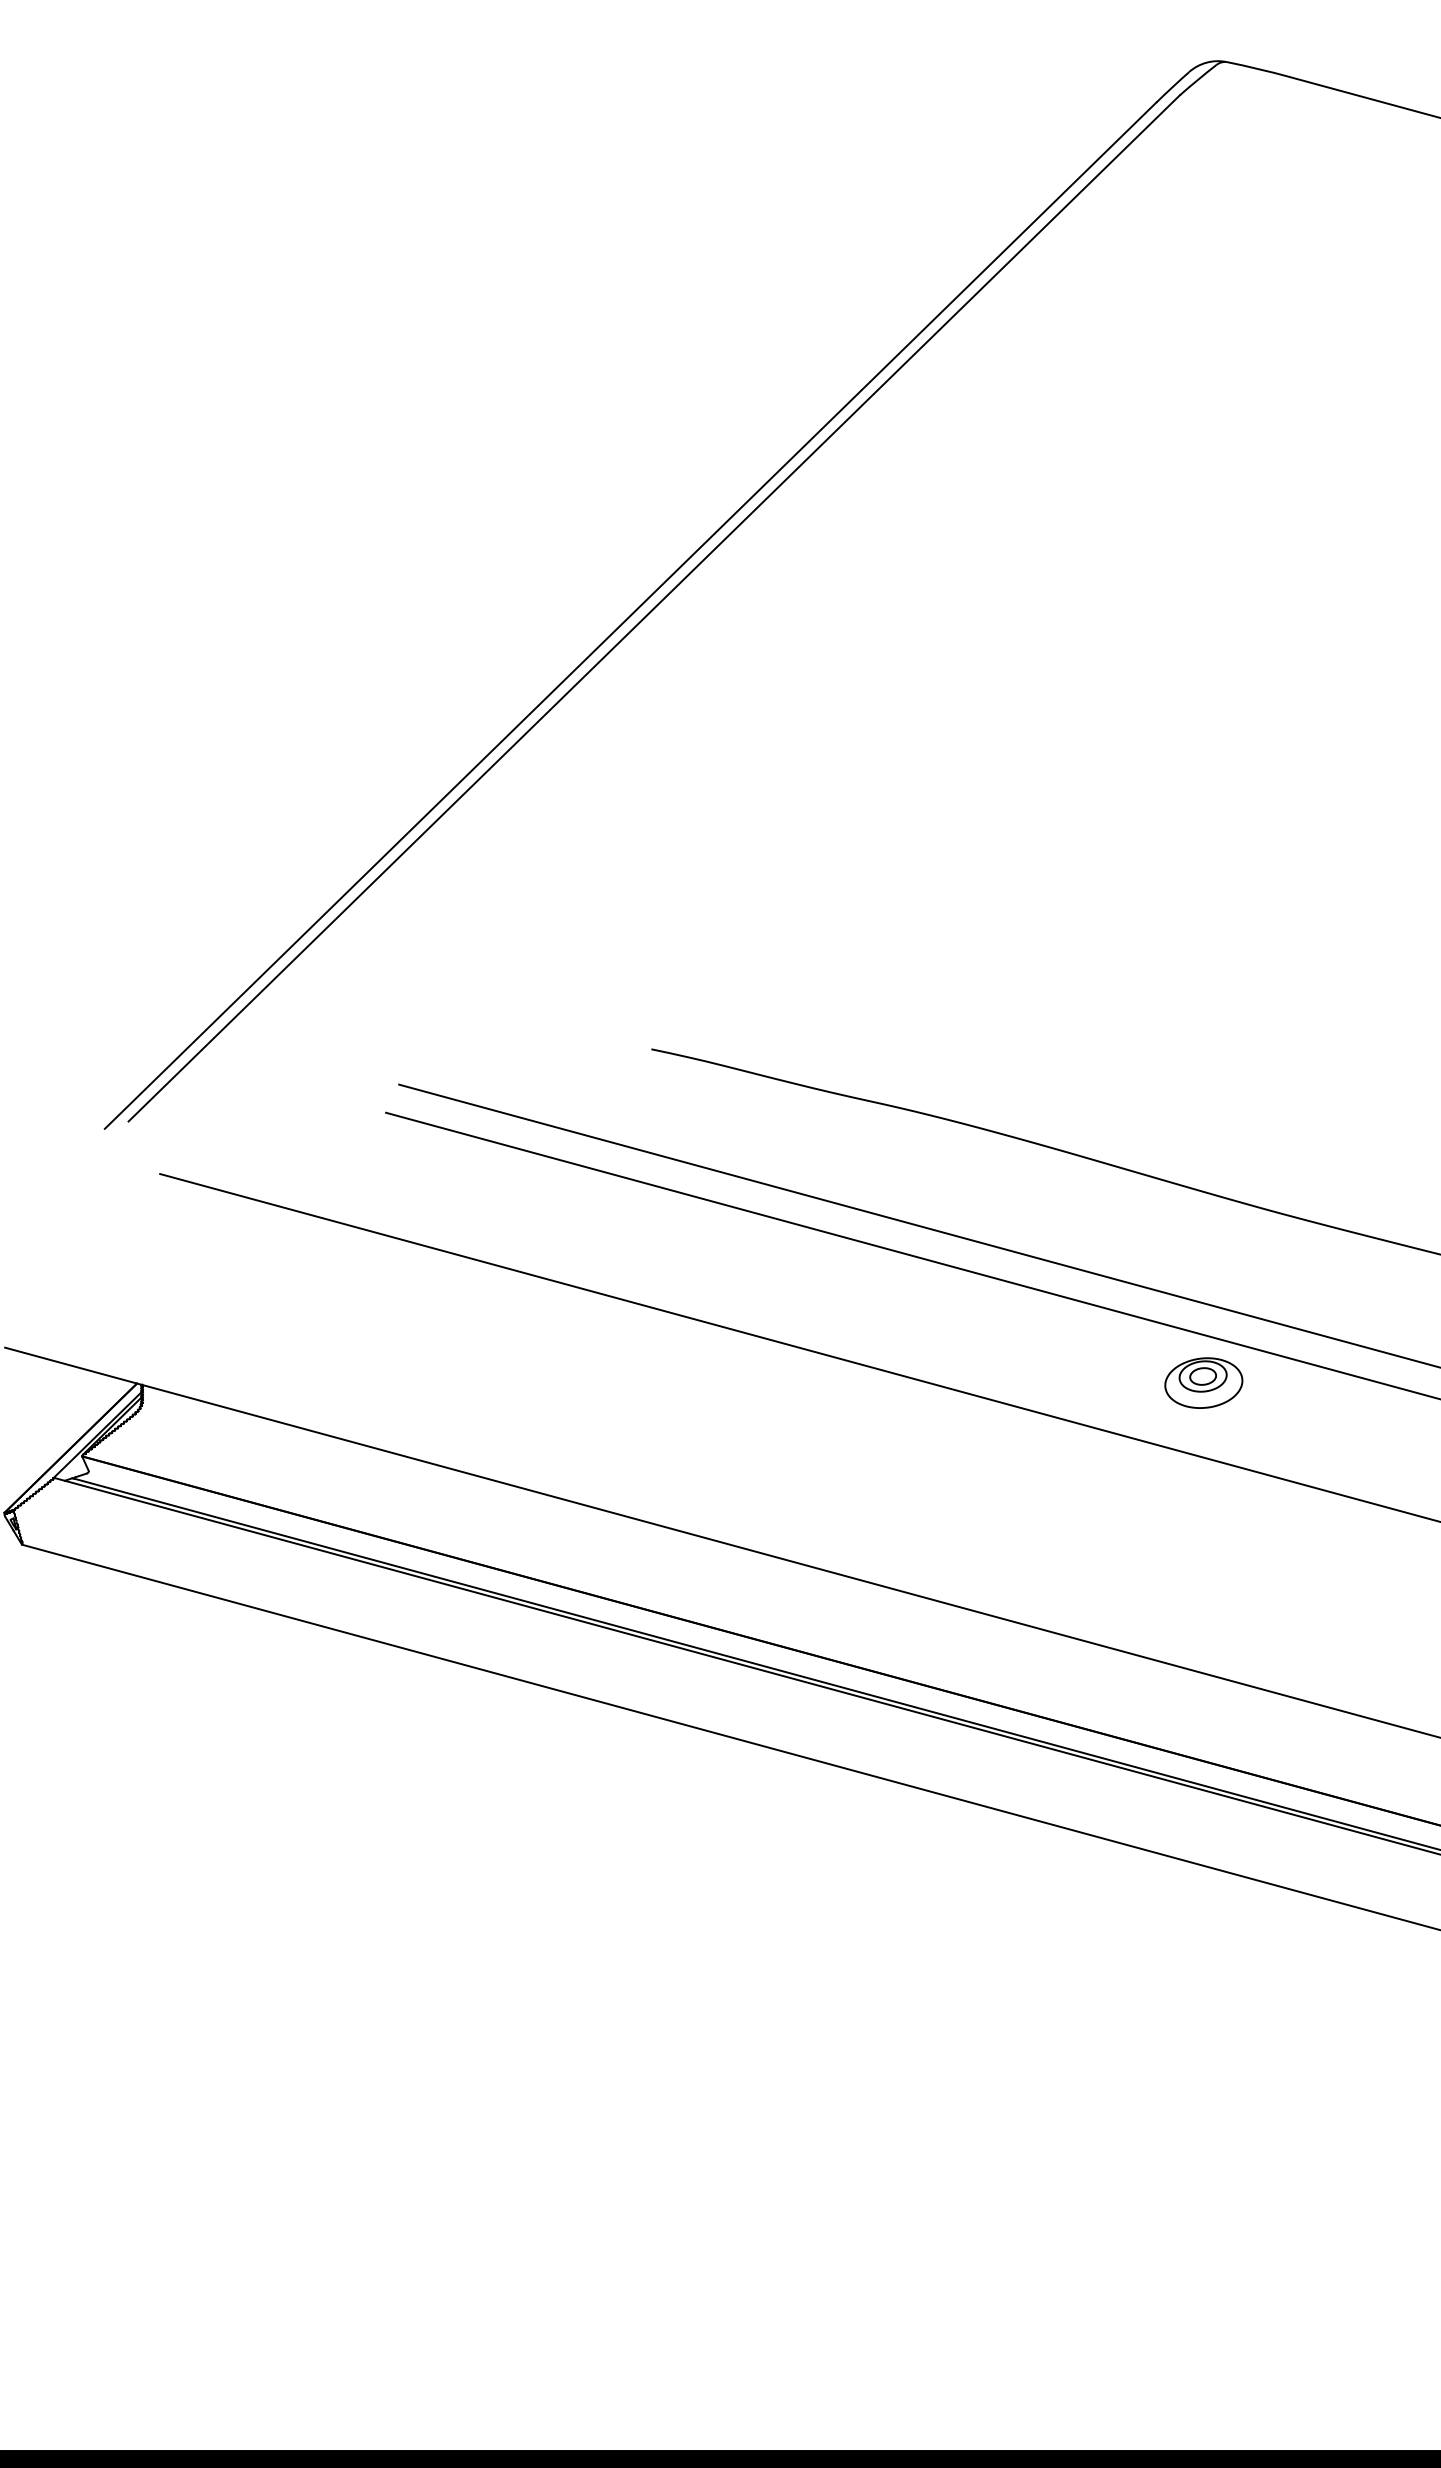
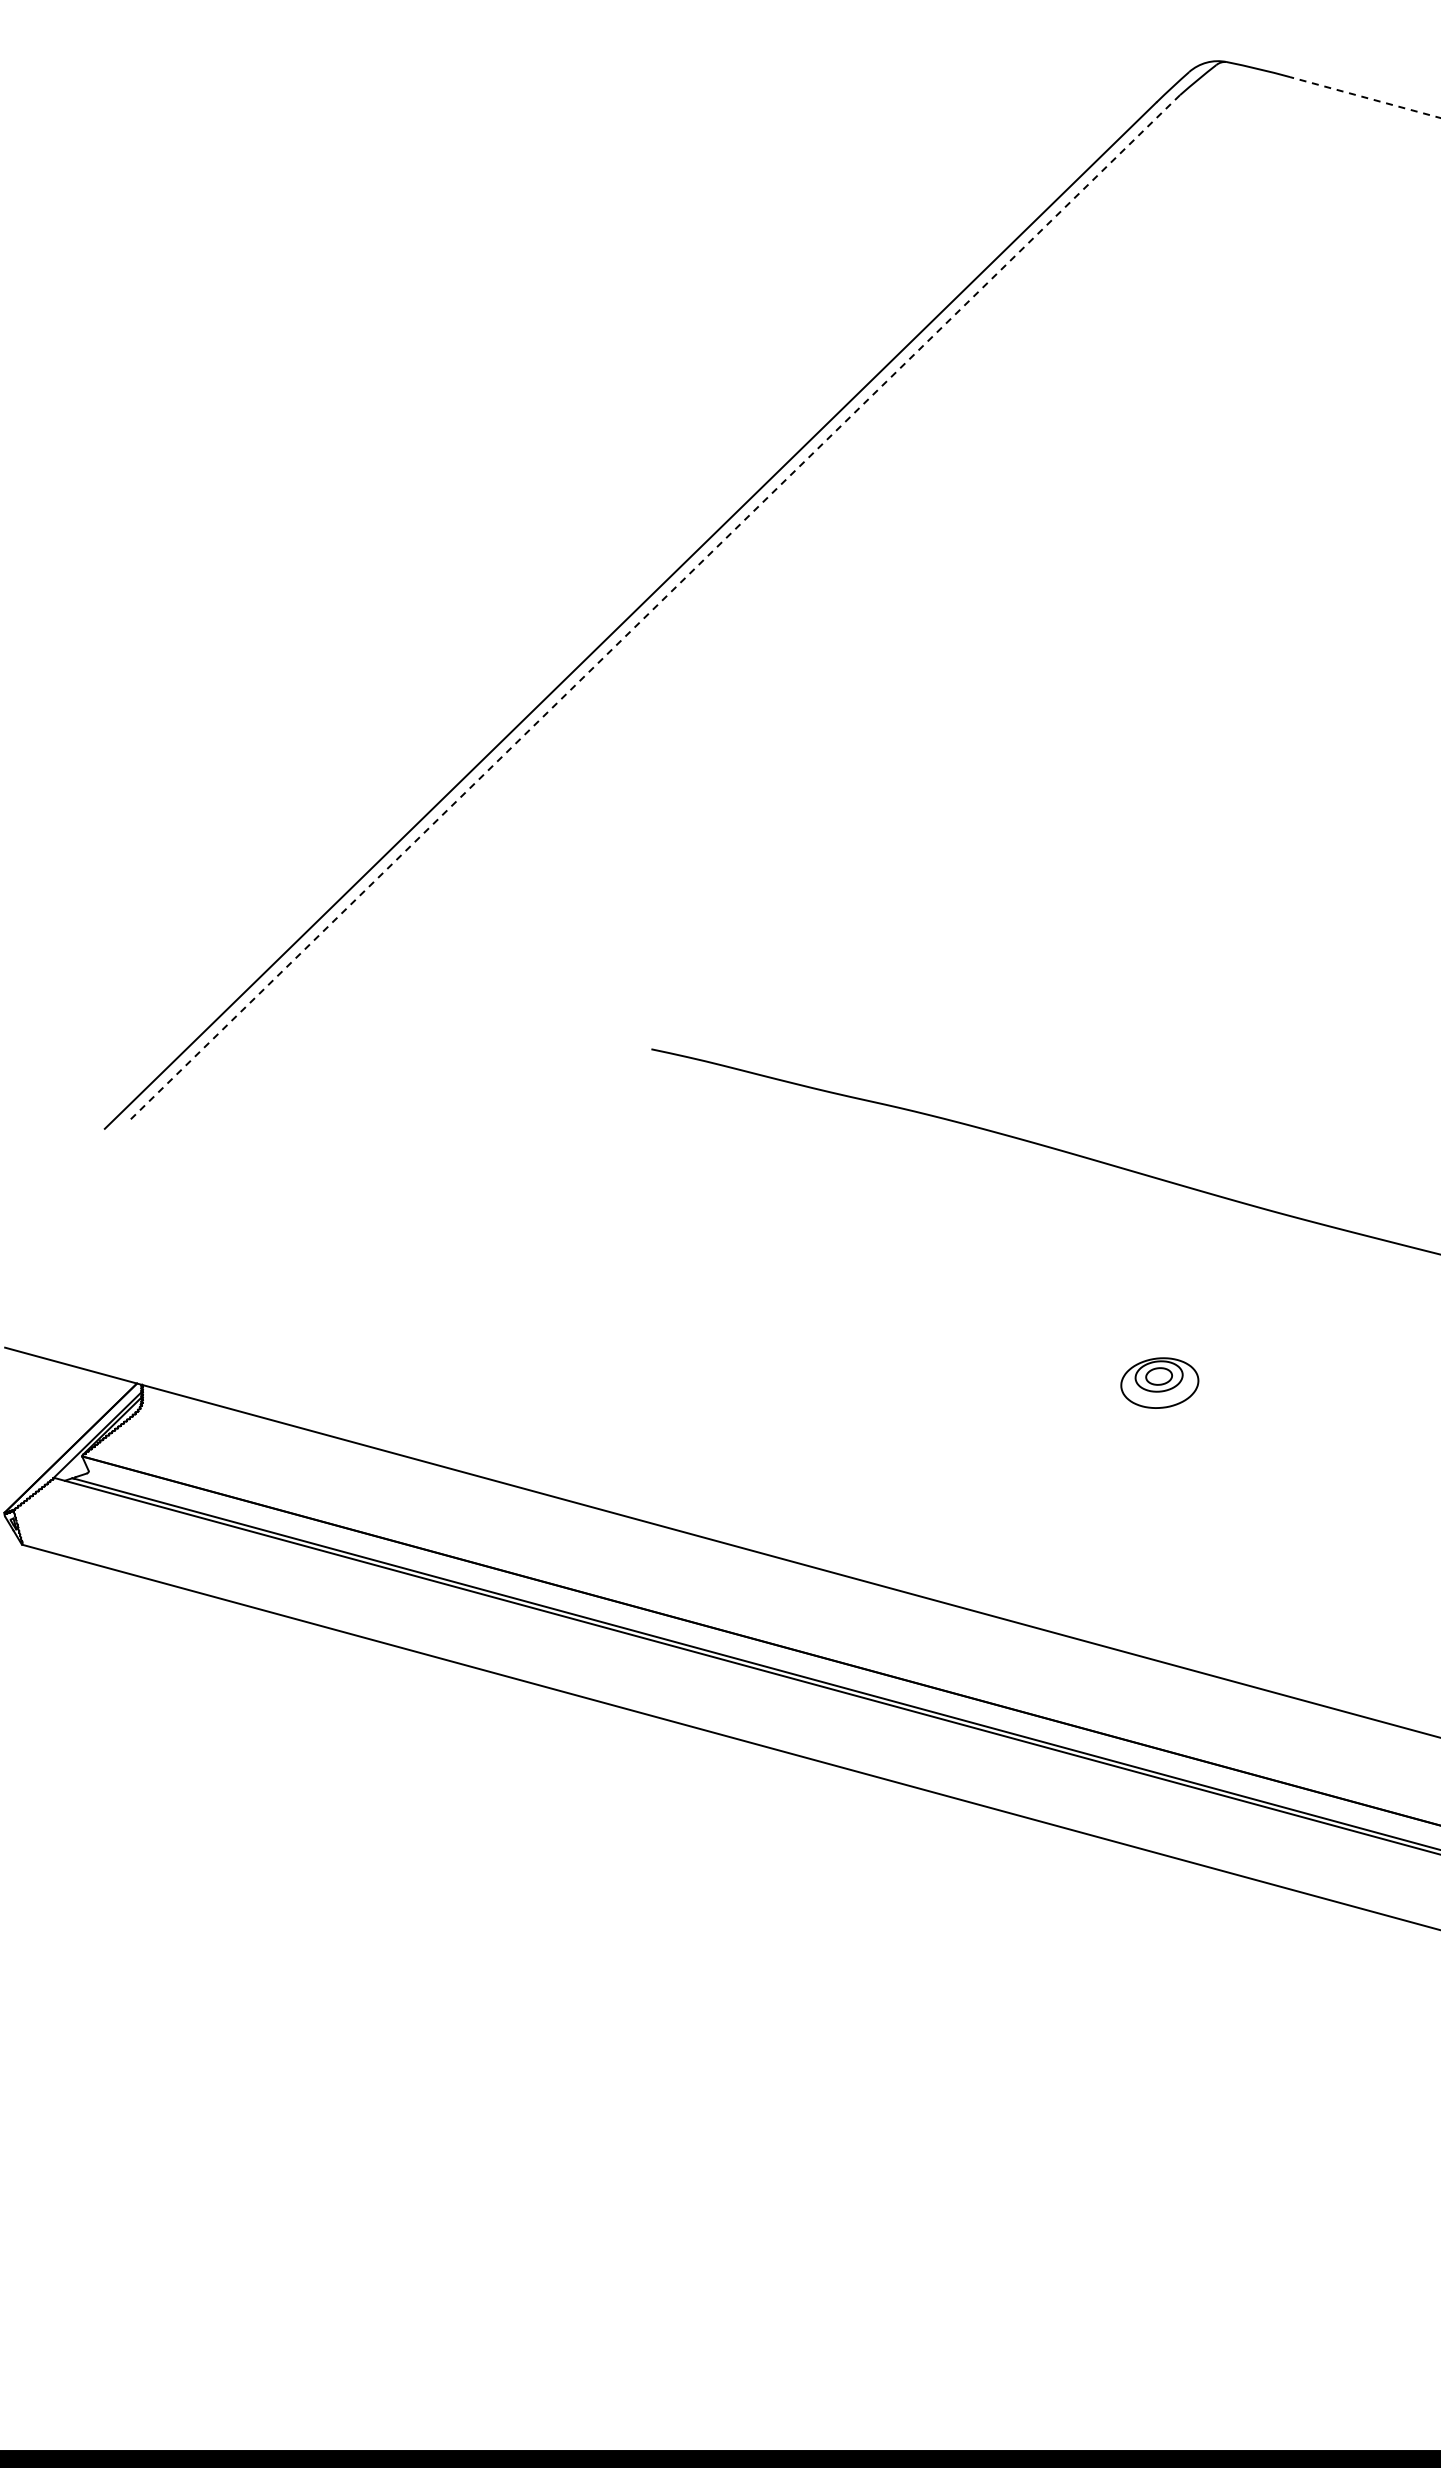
line: solid -> dashed (1365, 97)
line: solid -> dashed (654, 608)
line: present -> none (918, 1225)
line: present -> none (911, 1255)
line: present -> none (798, 1347)
part position: (1203, 1382) -> (1159, 1382) (1159, 1382)
